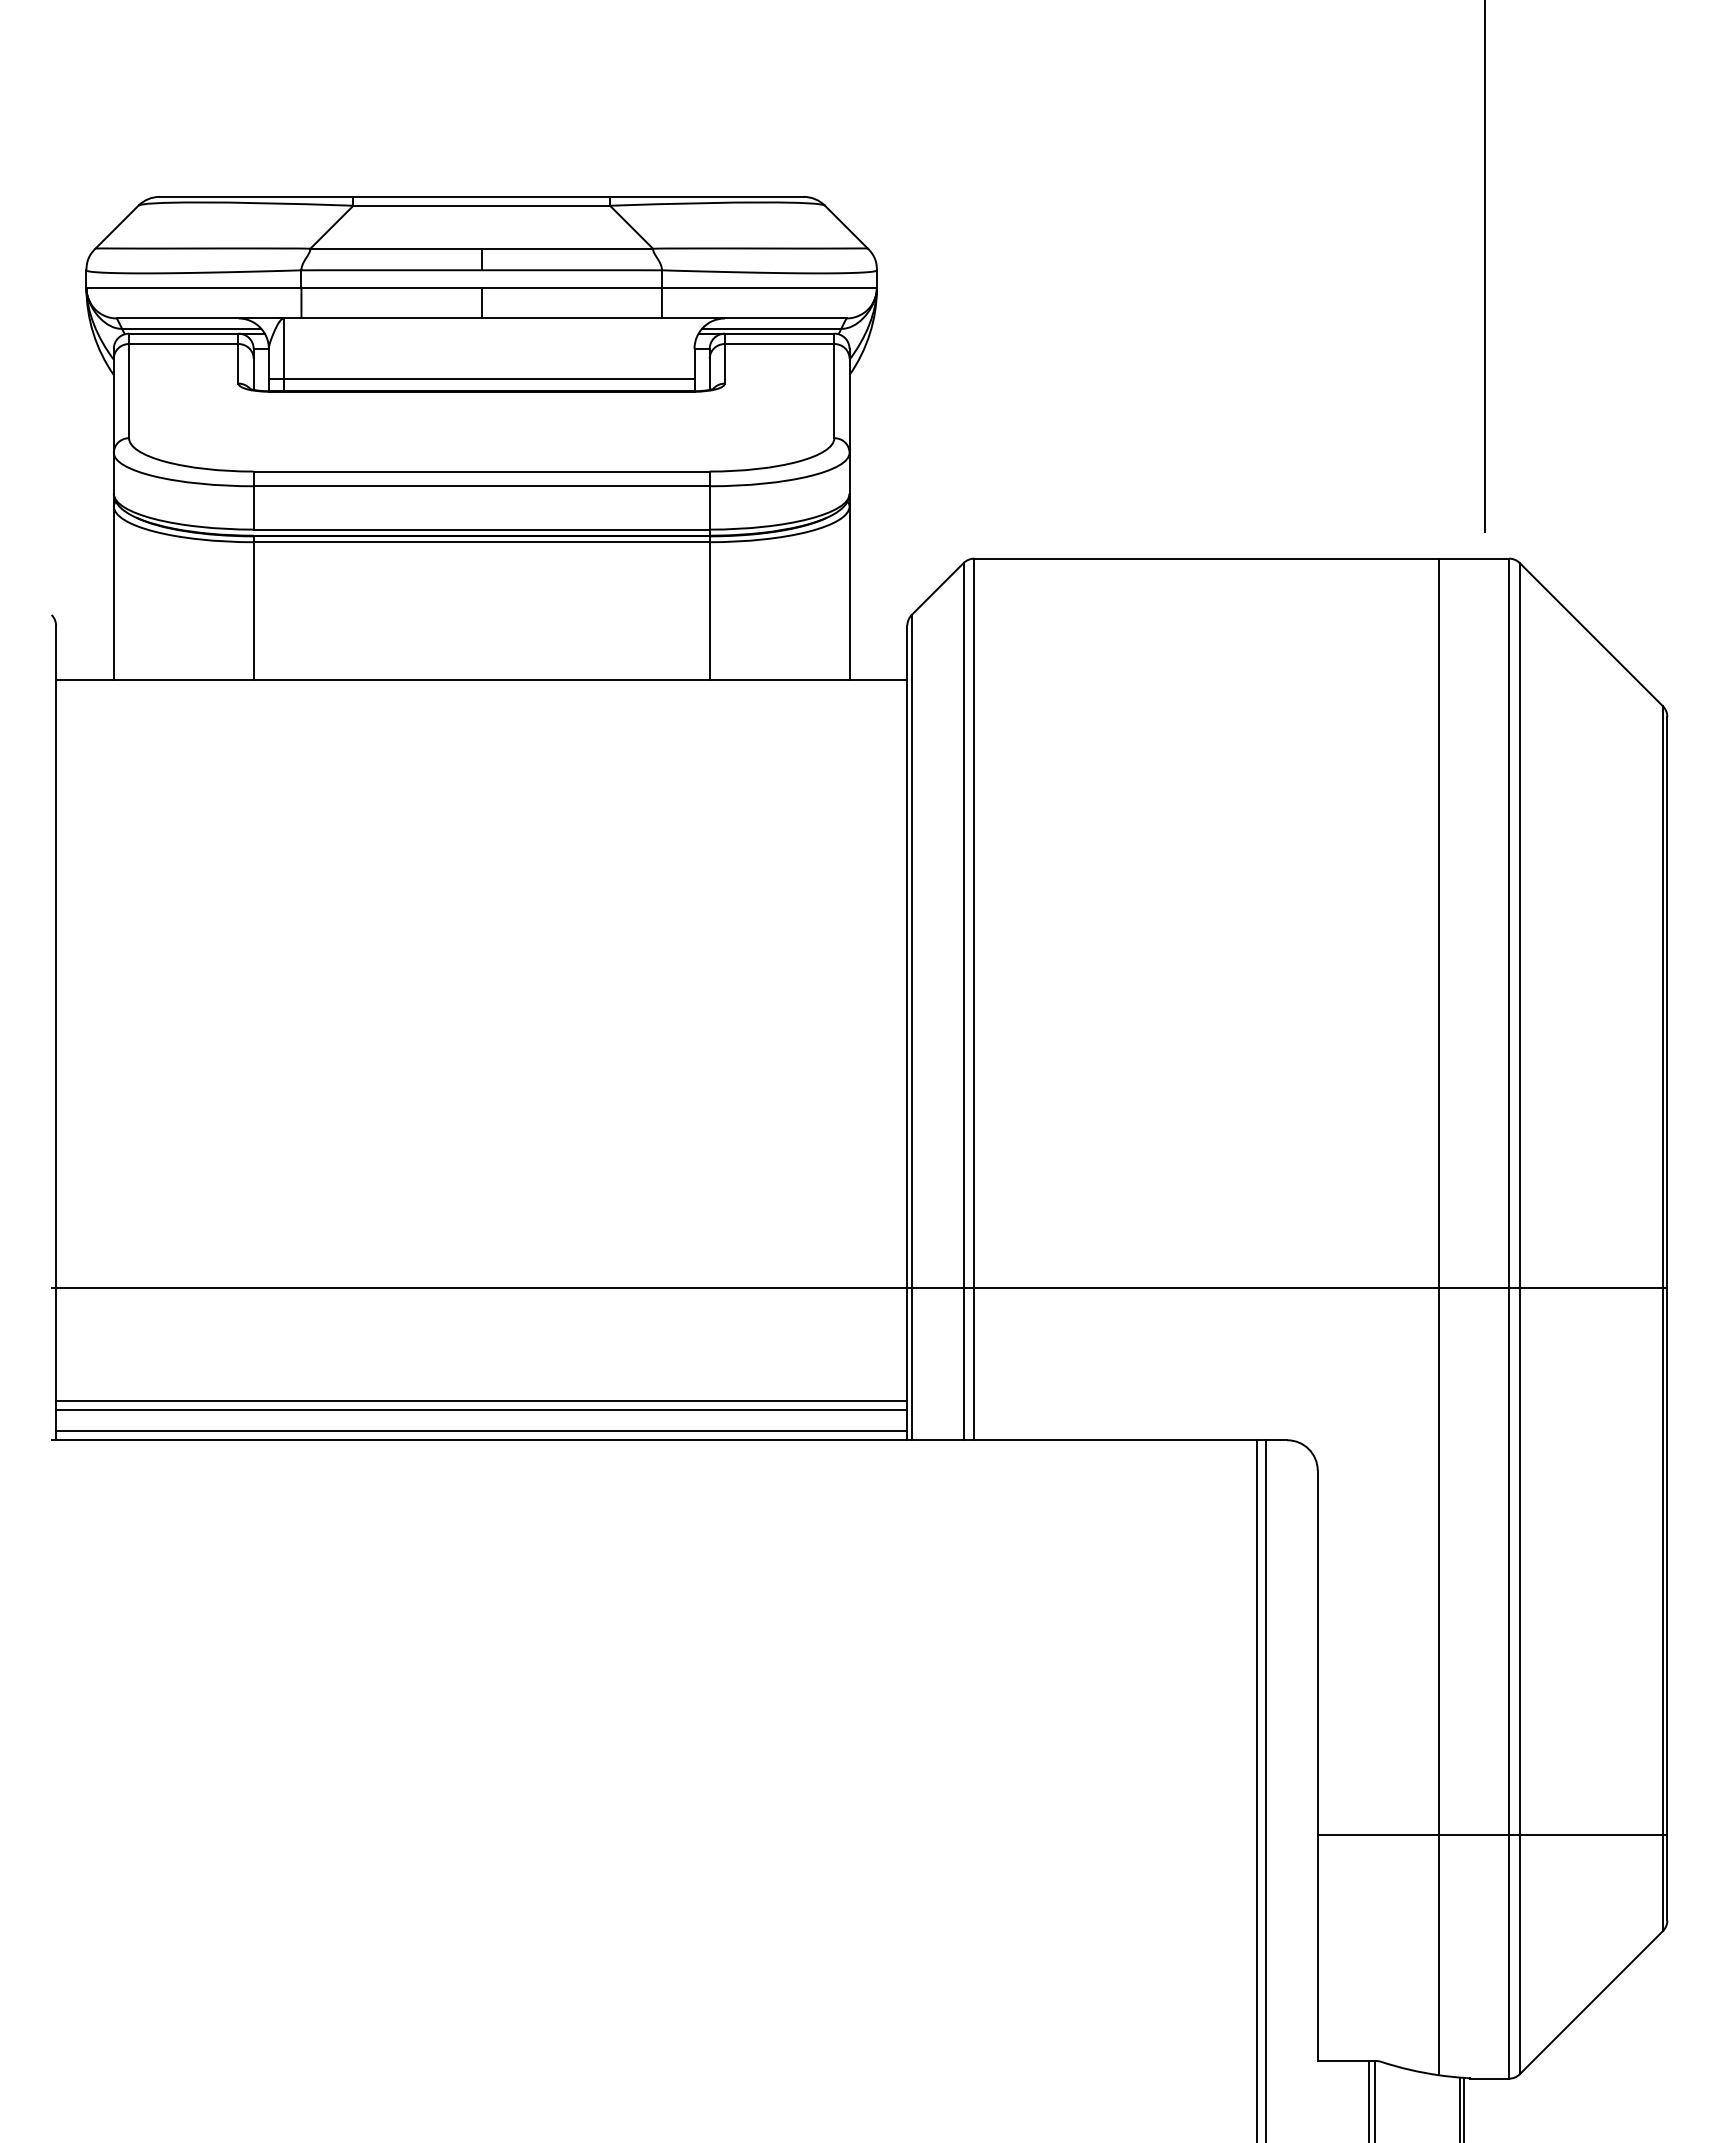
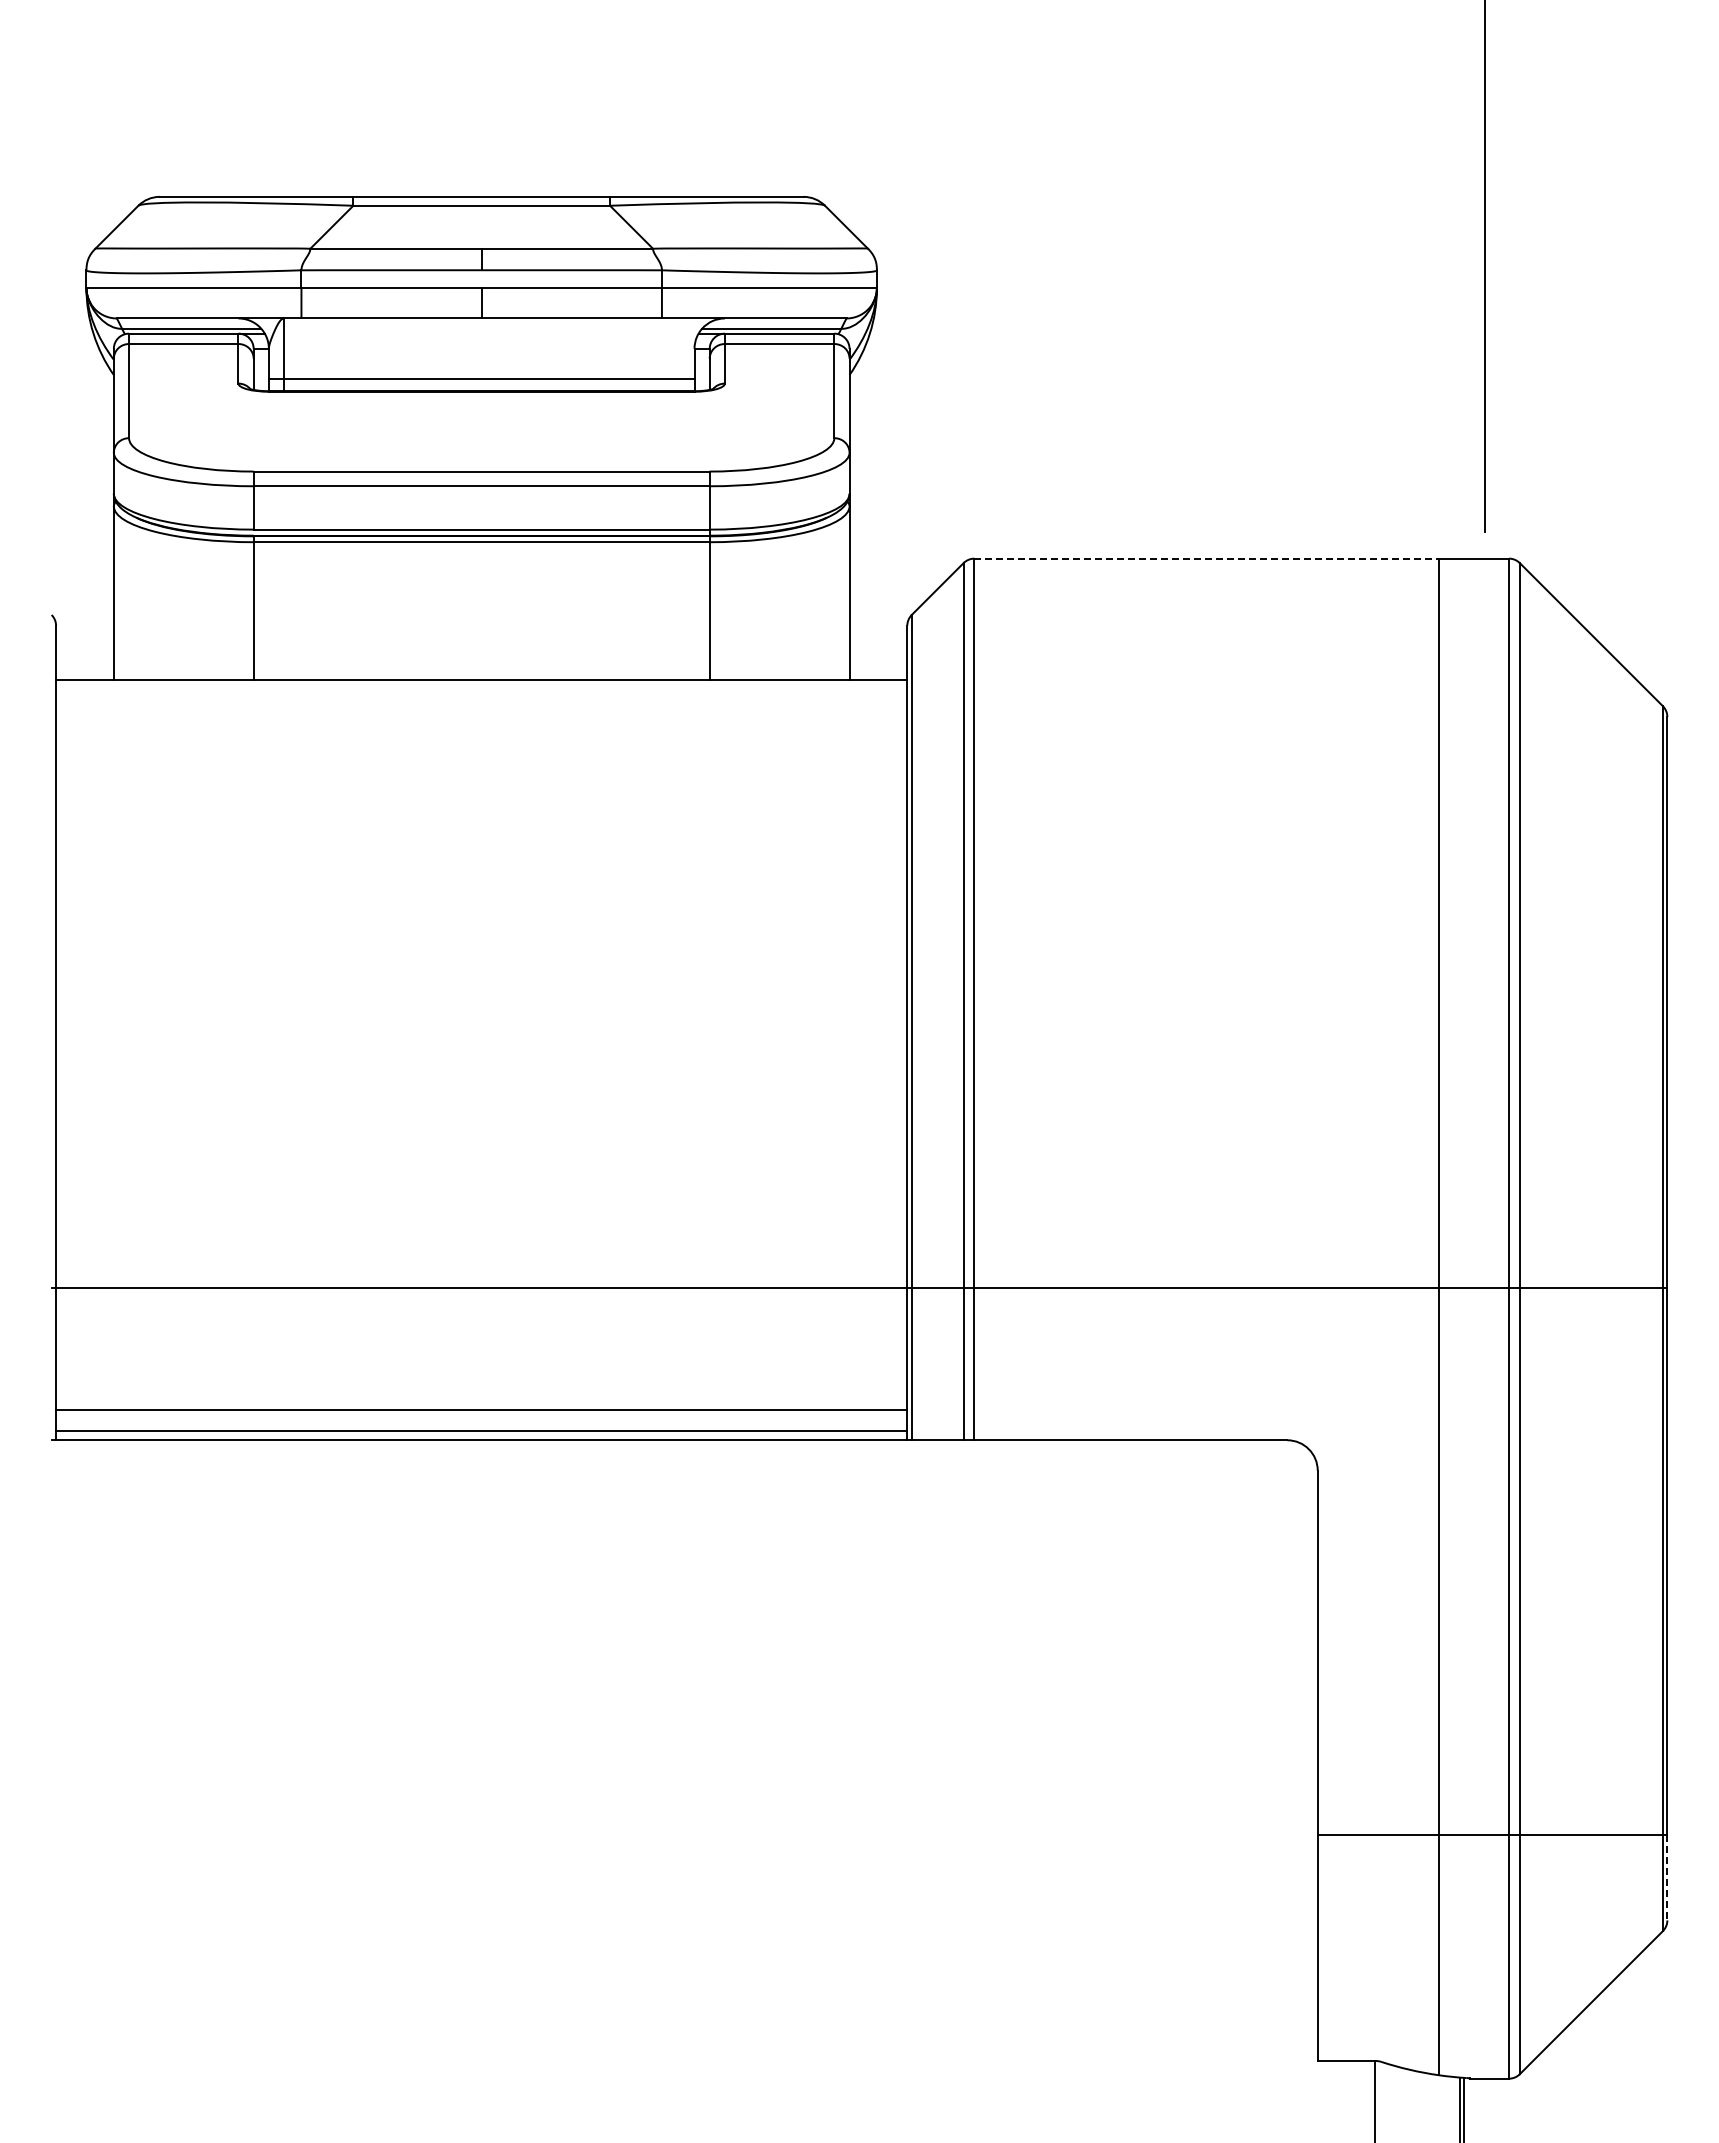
line: solid -> dashed (1207, 558)
line: present -> none (481, 1400)
line: present -> none (1256, 1789)
line: present -> none (1266, 1789)
line: solid -> dashed (1667, 1878)
line: present -> none (1369, 2099)
